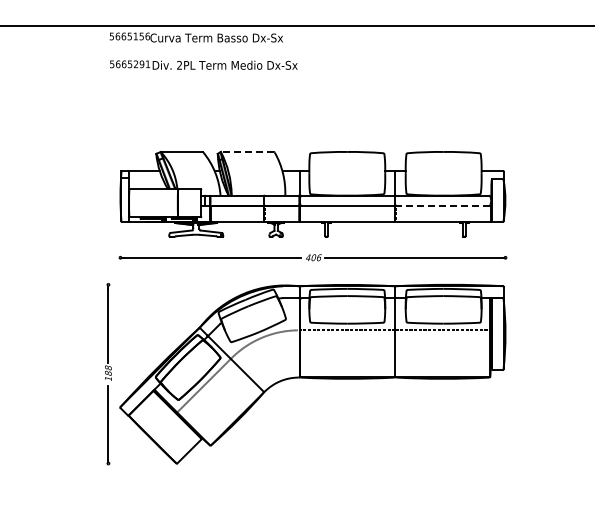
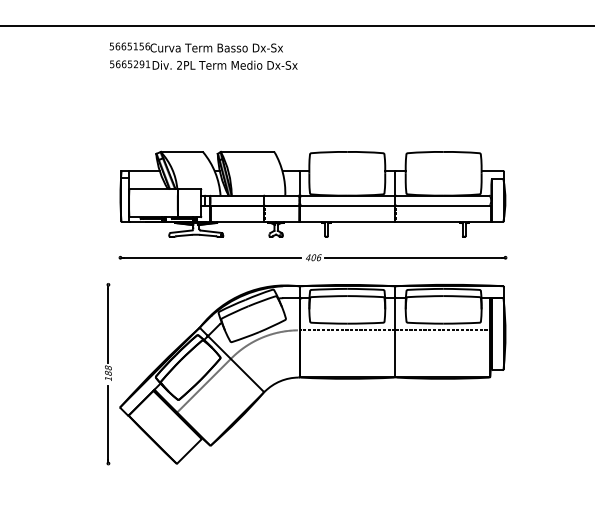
text position: (195, 37) -> (195, 47) (195, 47)
line: dashed -> solid (247, 151)
line: dashed -> solid (443, 205)
